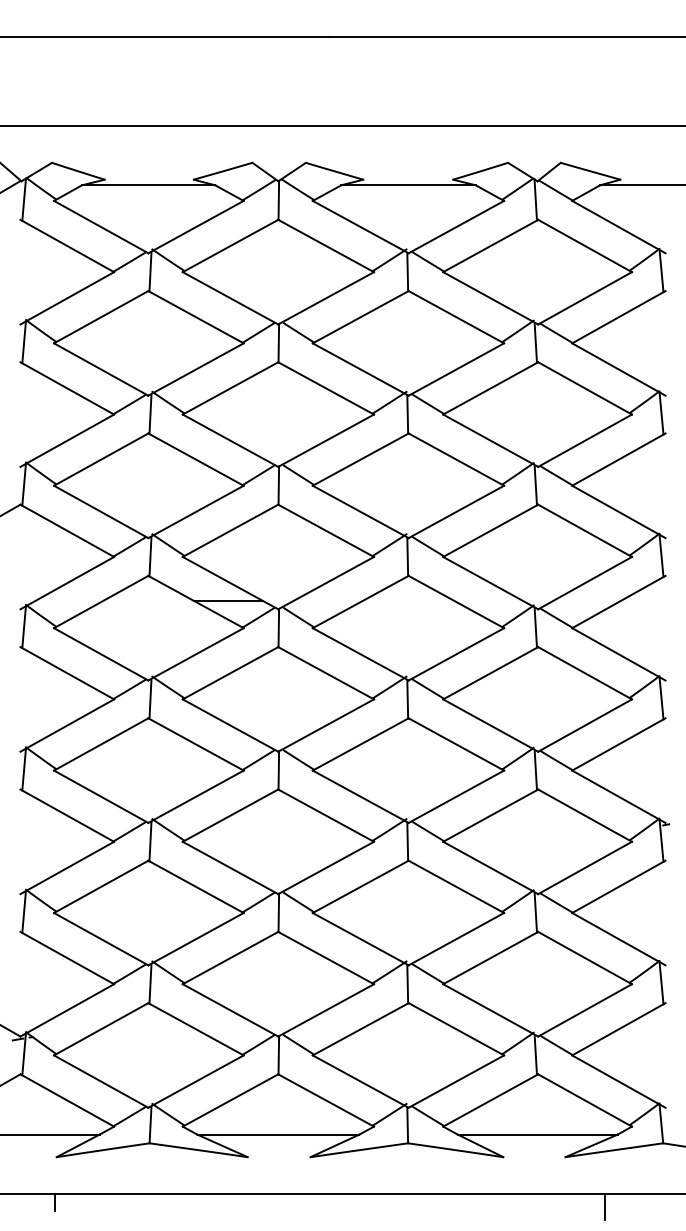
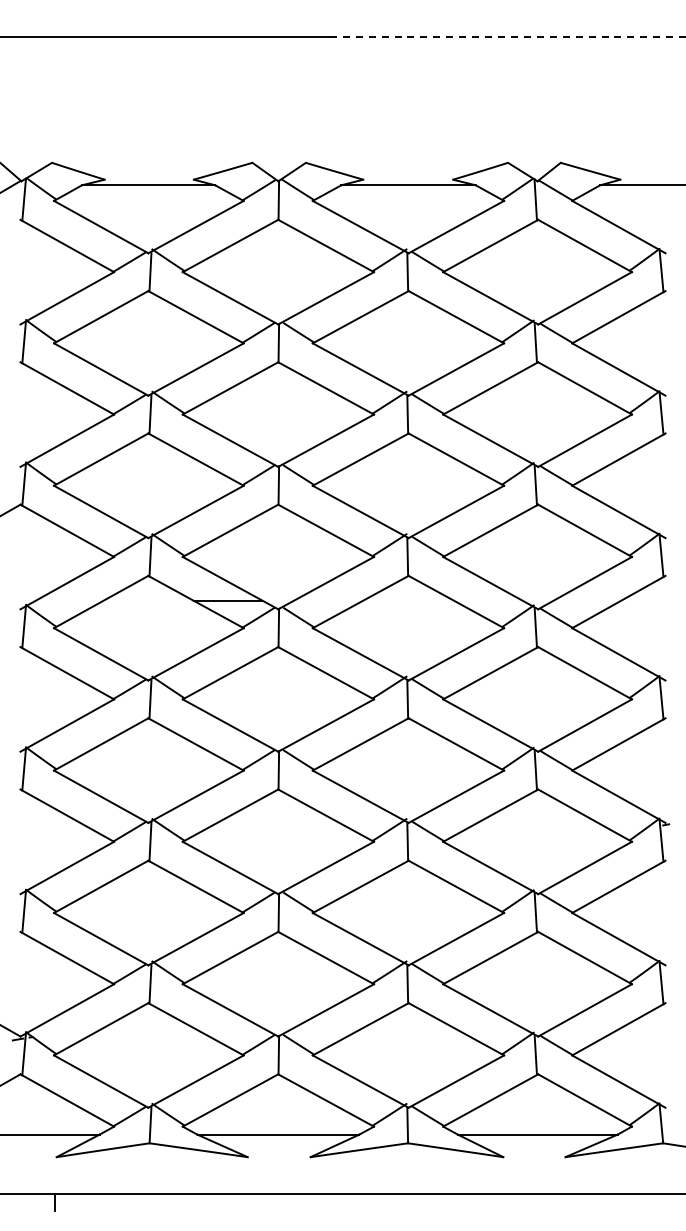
line: solid -> dashed (507, 36)
line: present -> none (342, 125)
line: present -> none (604, 1206)
